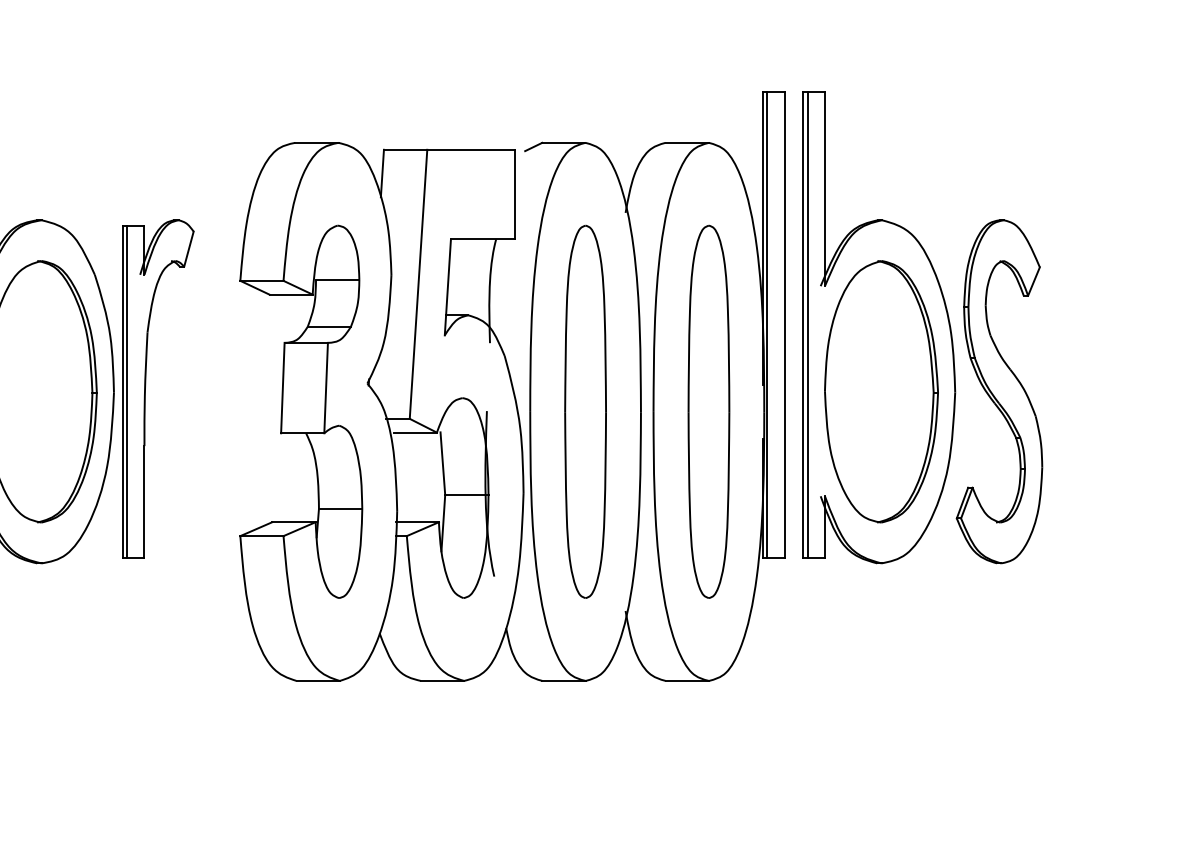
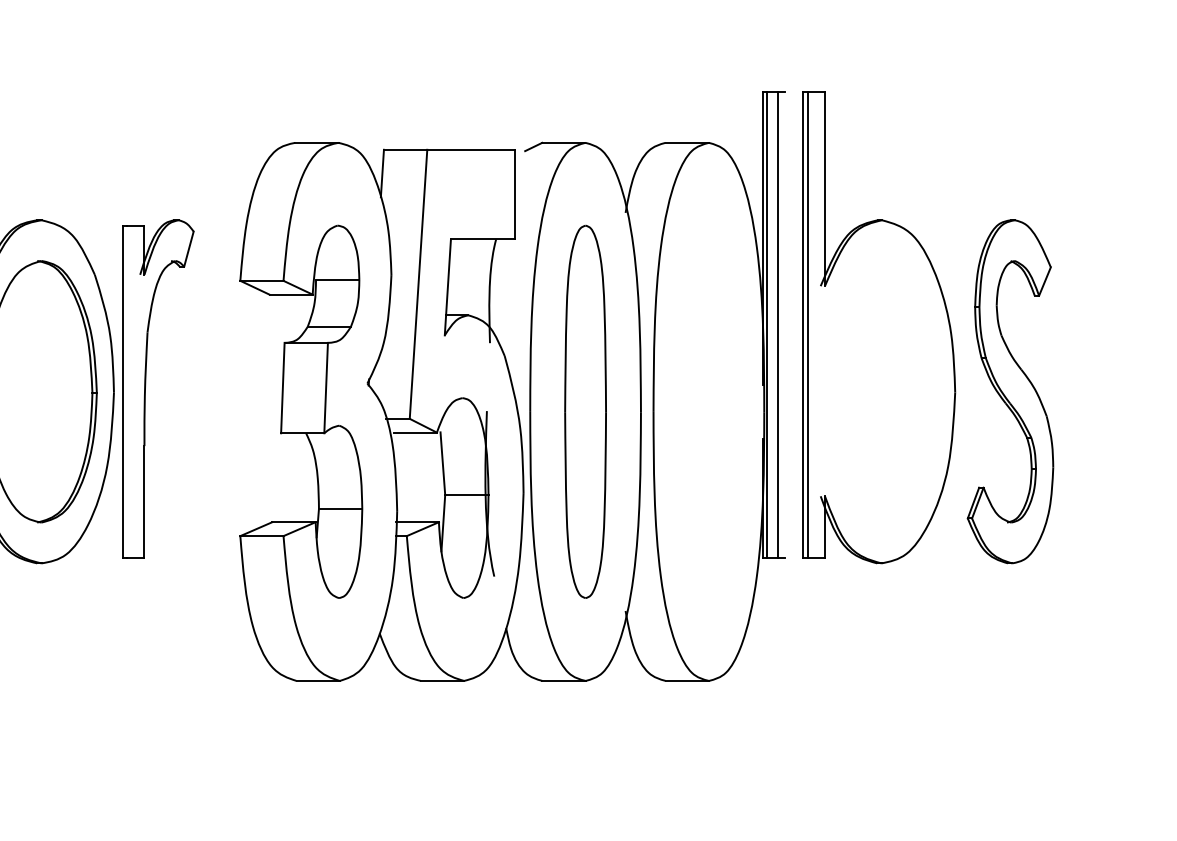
line position: (784, 324) -> (777, 324) (777, 324)
line: present -> none (127, 391)
part: present -> none (881, 391)
part position: (999, 391) -> (1010, 391) (1010, 391)
part: present -> none (708, 411)
